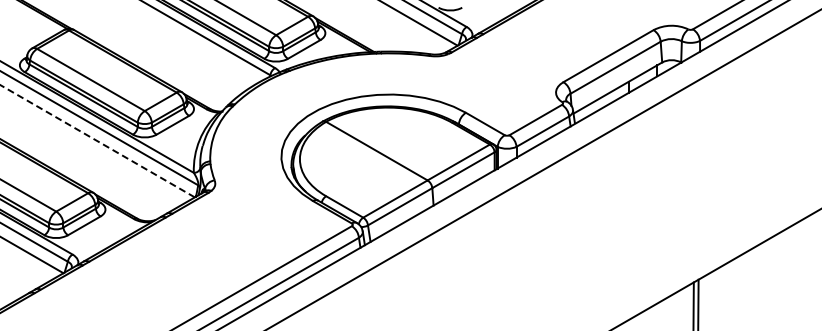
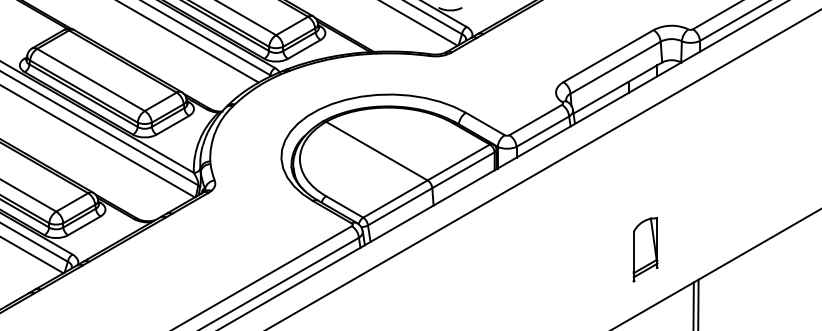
line: none -> present (188, 42)
line: dashed -> solid (97, 140)
part: none -> present (645, 249)
